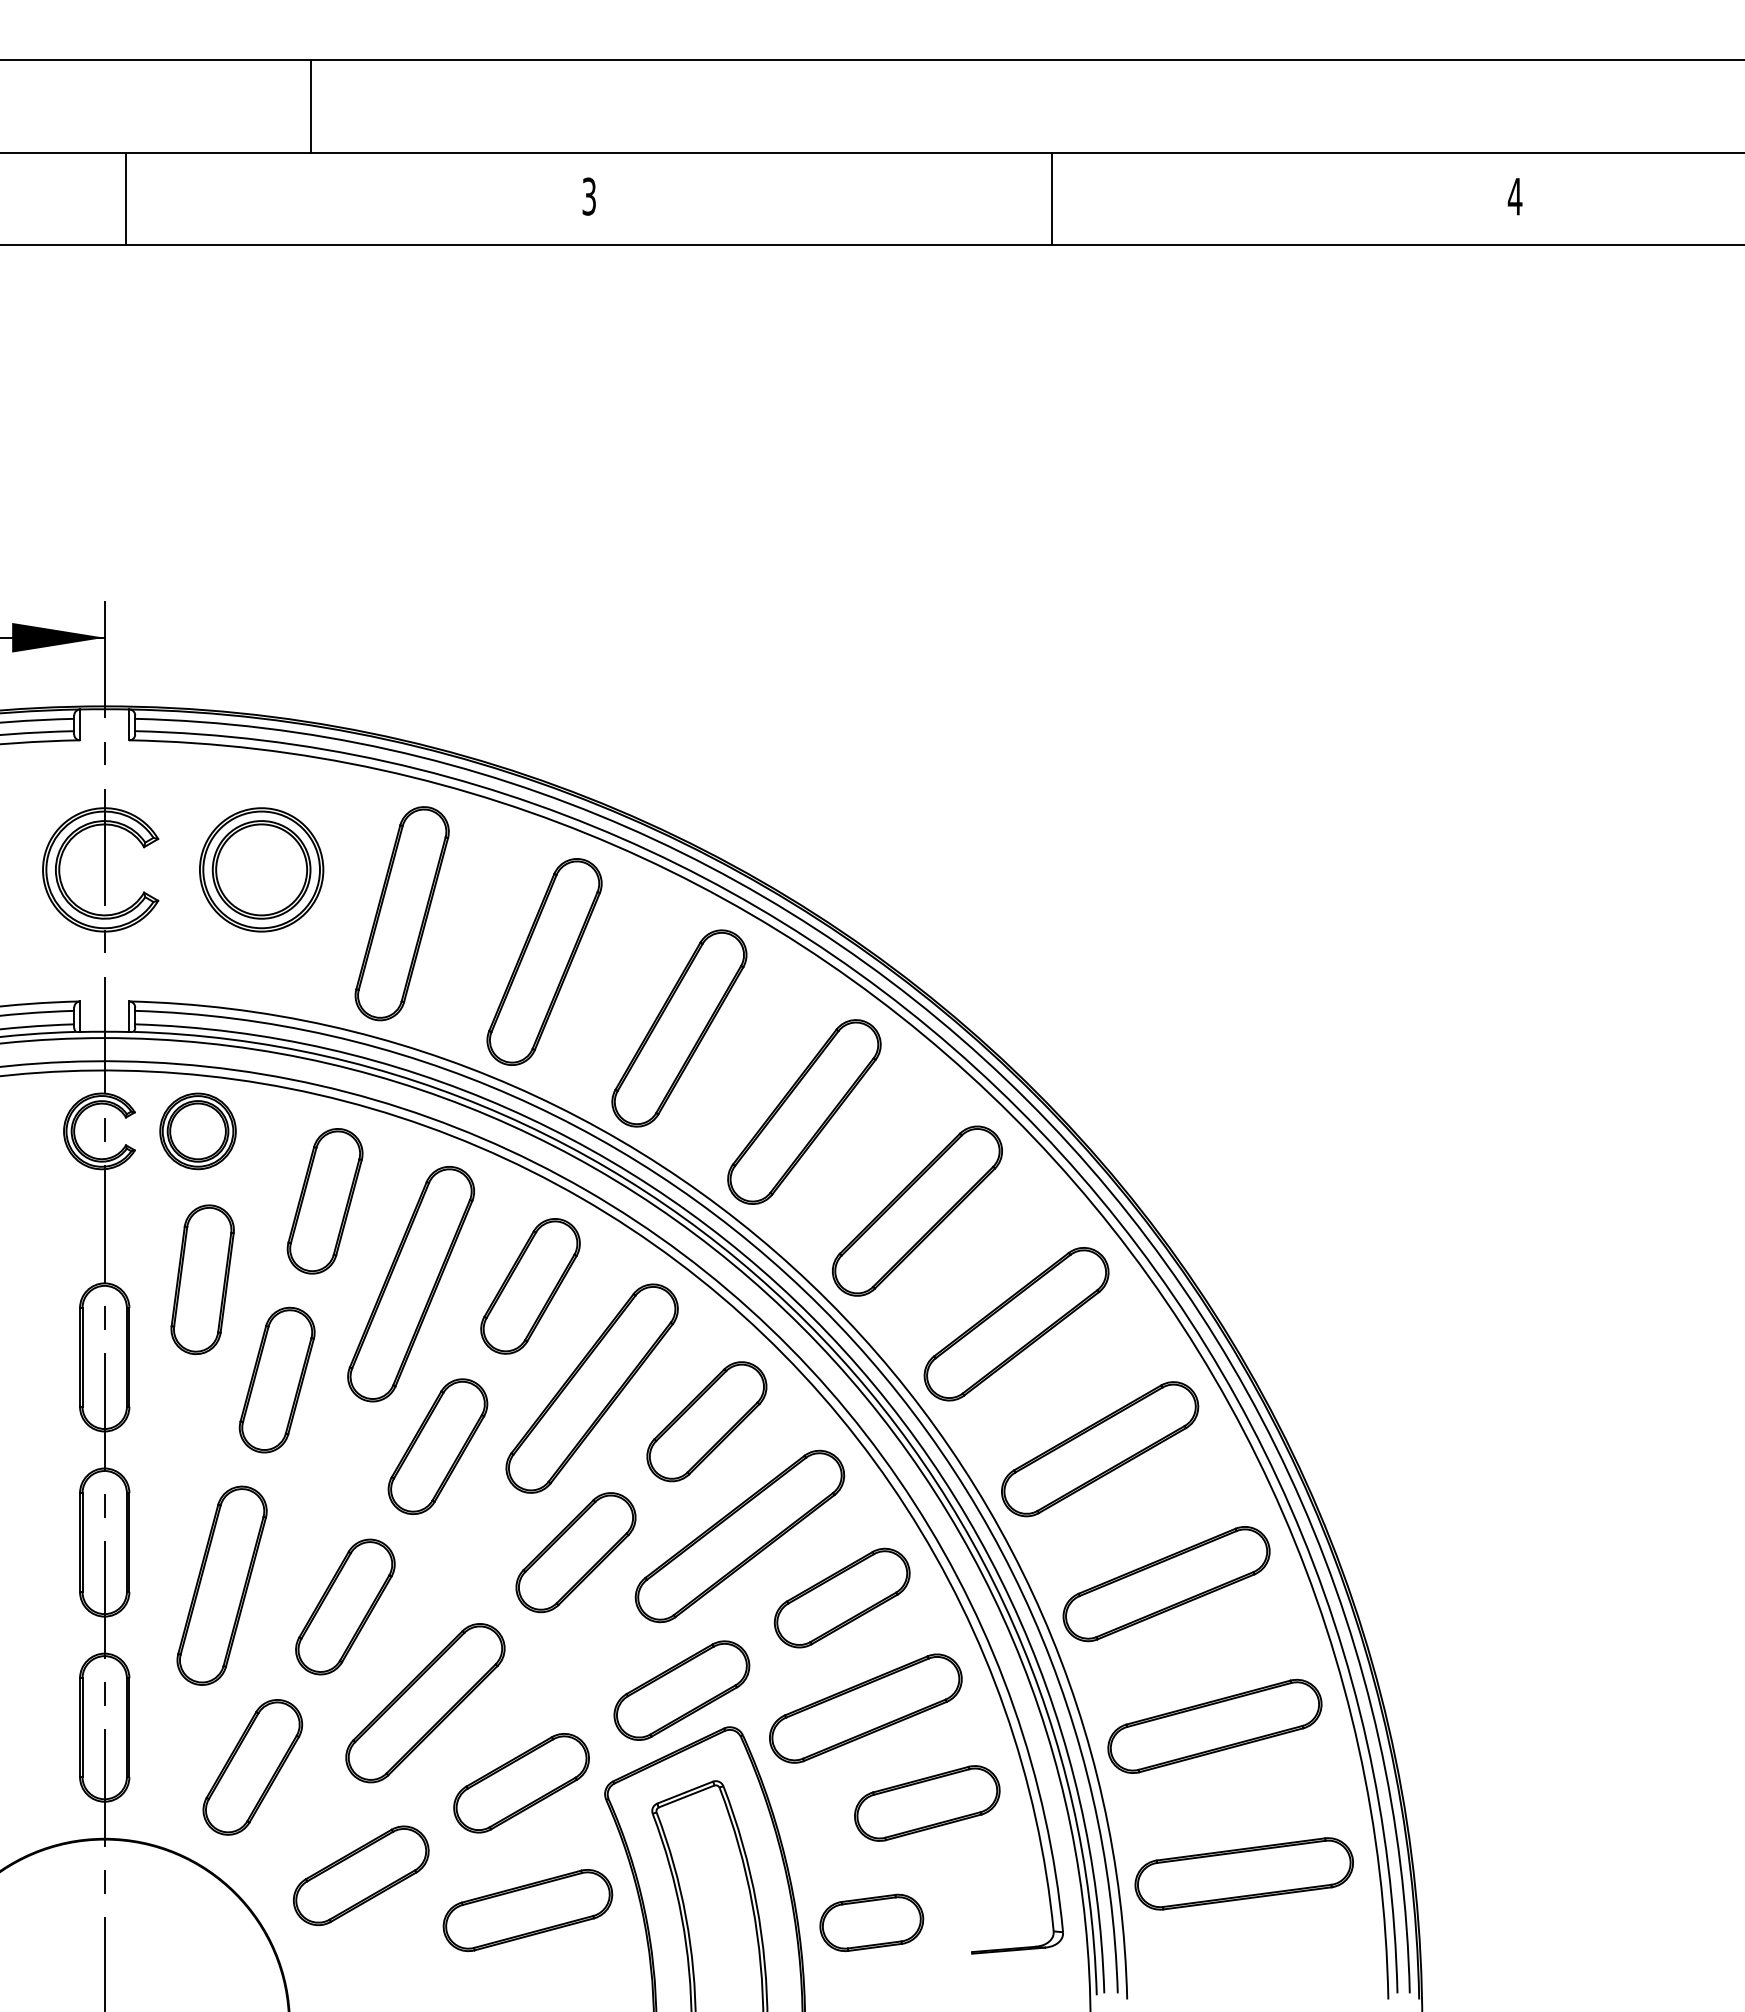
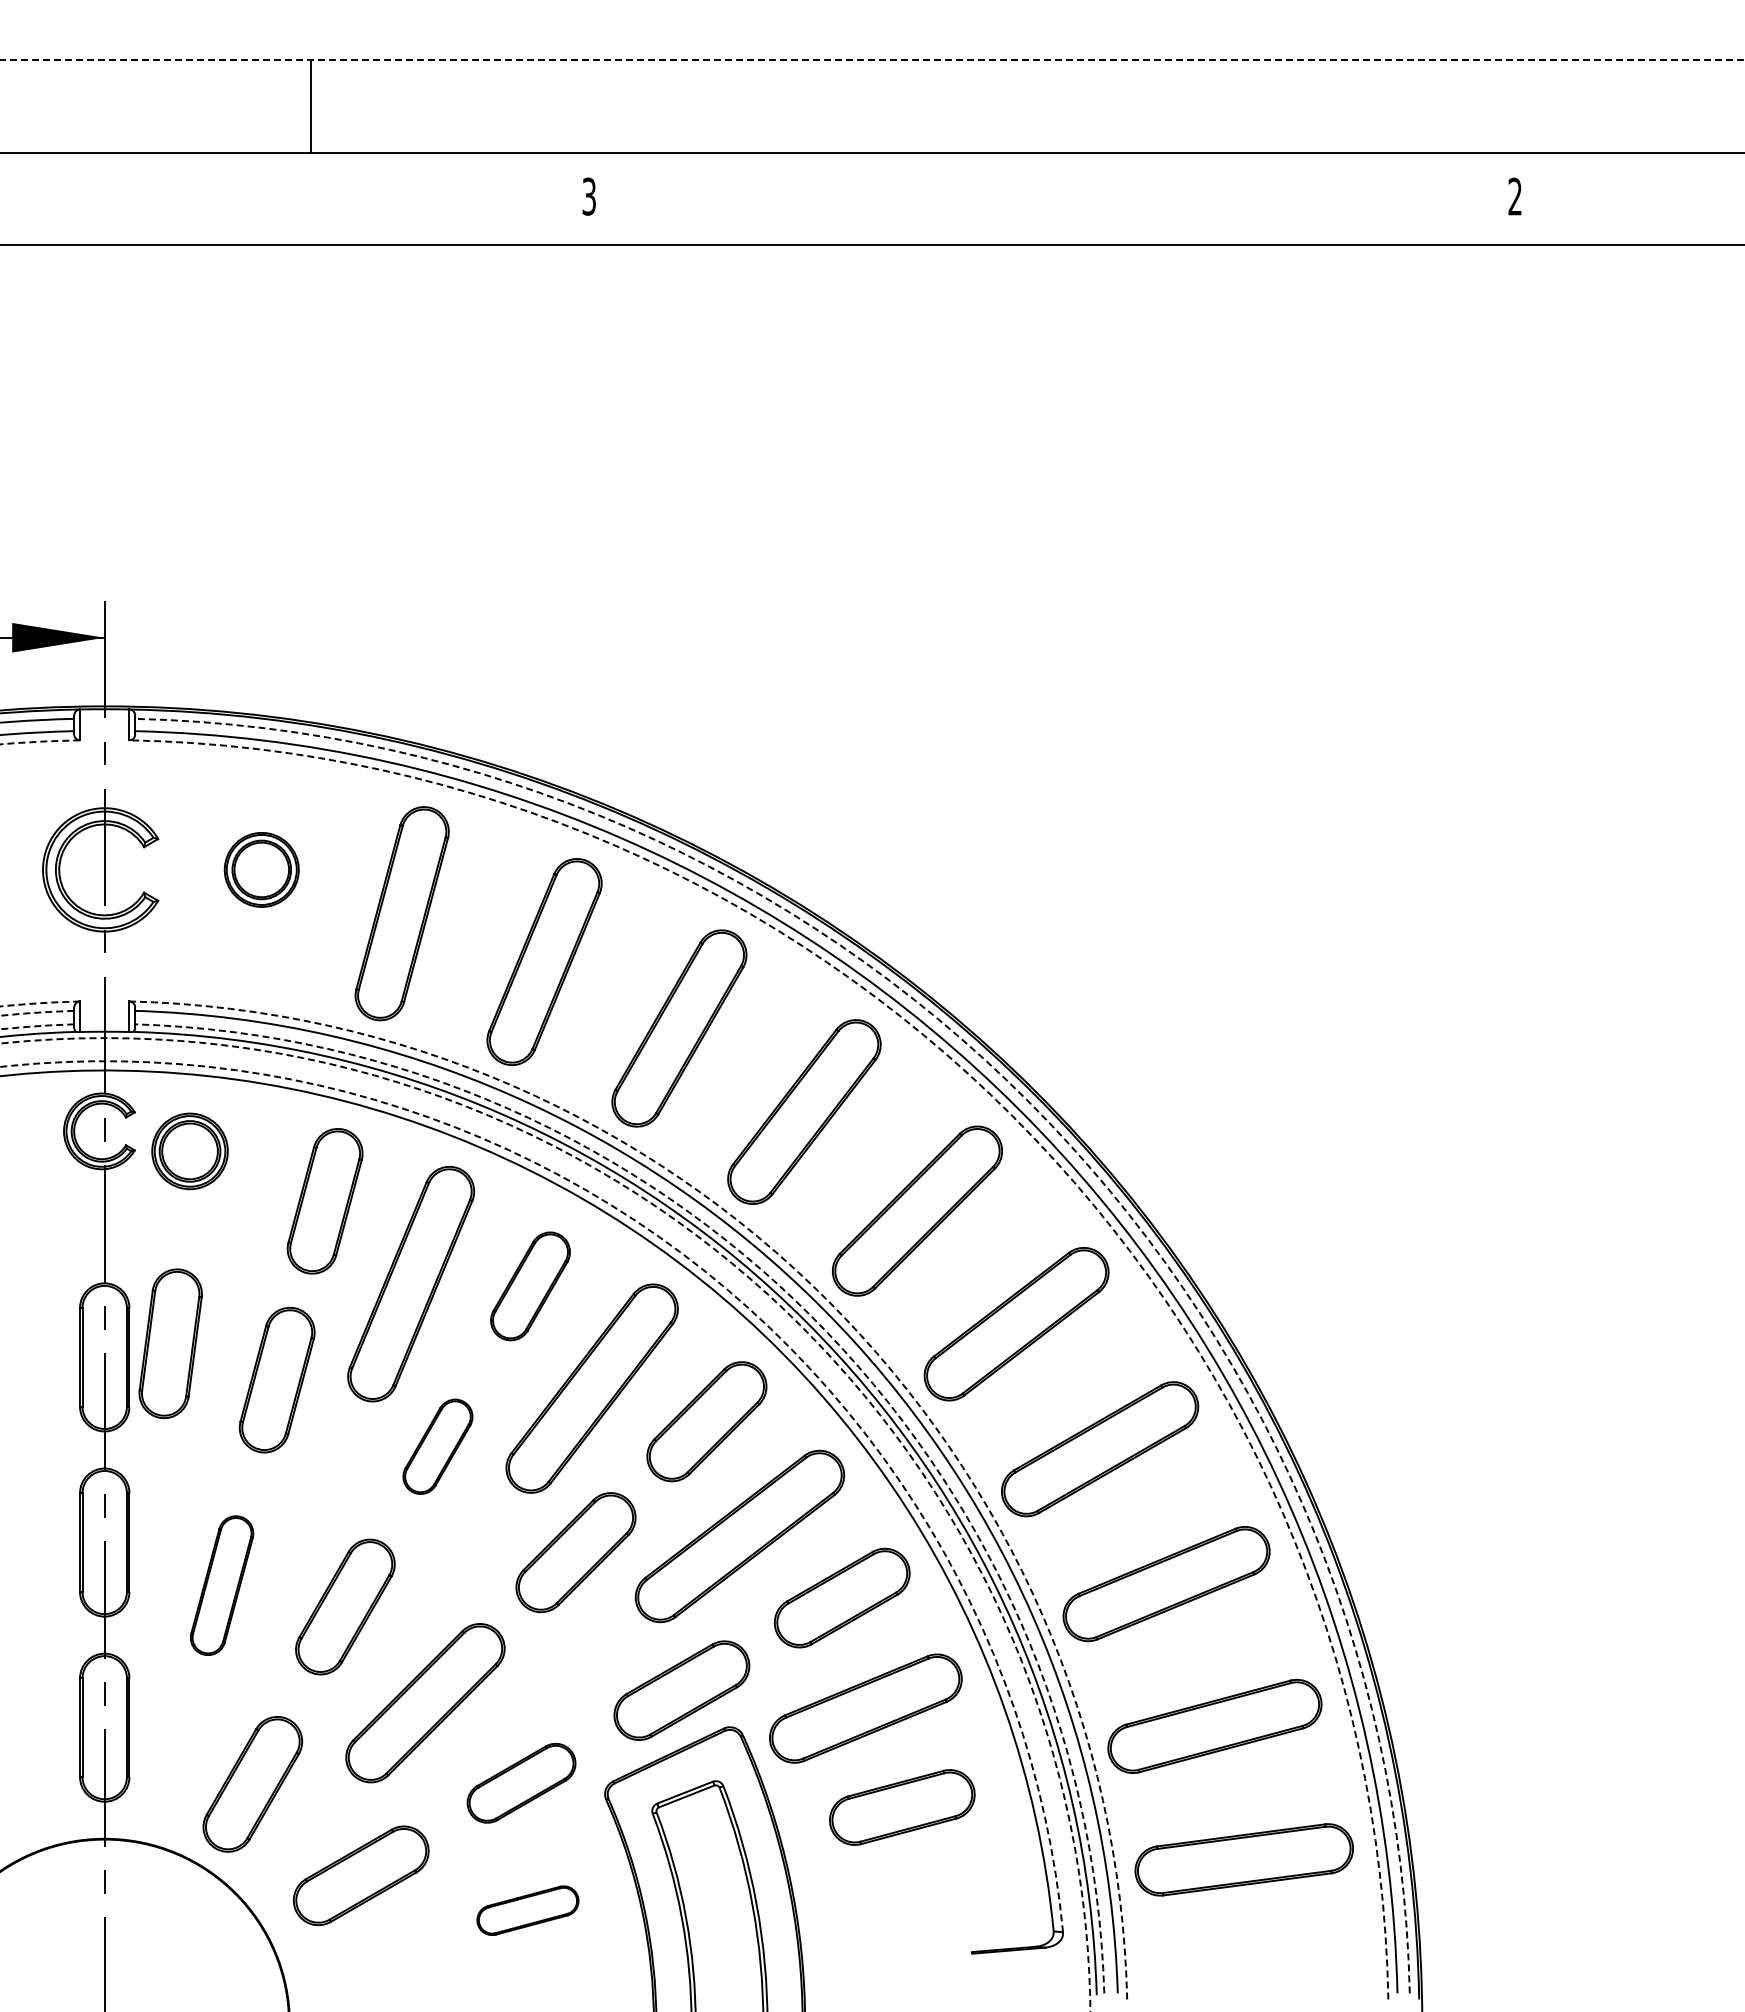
line: solid -> dashed (873, 60)
text: 4 -> 2 (1514, 196)
line: present -> none (126, 198)
line: present -> none (1051, 198)
arc: solid -> dashed (40, 741)
part size: 126x126 px -> 77x76 px (261, 869)
arc: solid -> dashed (39, 1003)
arc: solid -> dashed (37, 1012)
arc: solid -> dashed (36, 1026)
arc: solid -> dashed (1027, 1100)
arc: solid -> dashed (1012, 1116)
part position: (197, 1131) -> (189, 1151) (189, 1151)
arc: solid -> dashed (711, 1276)
part position: (202, 1279) -> (170, 1343) (170, 1343)
part size: 101x137 px -> 81x111 px (530, 1286)
arc: solid -> dashed (827, 1300)
arc: solid -> dashed (811, 1316)
part size: 102x138 px -> 72x97 px (437, 1446)
circle: solid -> dashed (545, 1524)
part size: 92x201 px -> 65x141 px (222, 1585)
part position: (252, 1767) -> (252, 1784) (252, 1784)
part size: 137x101 px -> 111x82 px (521, 1782)
part position: (927, 1803) -> (902, 1807) (902, 1807)
part position: (1243, 1873) -> (1243, 1859) (1243, 1859)
part size: 172x84 px -> 104x51 px (527, 1910)
part: present -> none (871, 1922)
